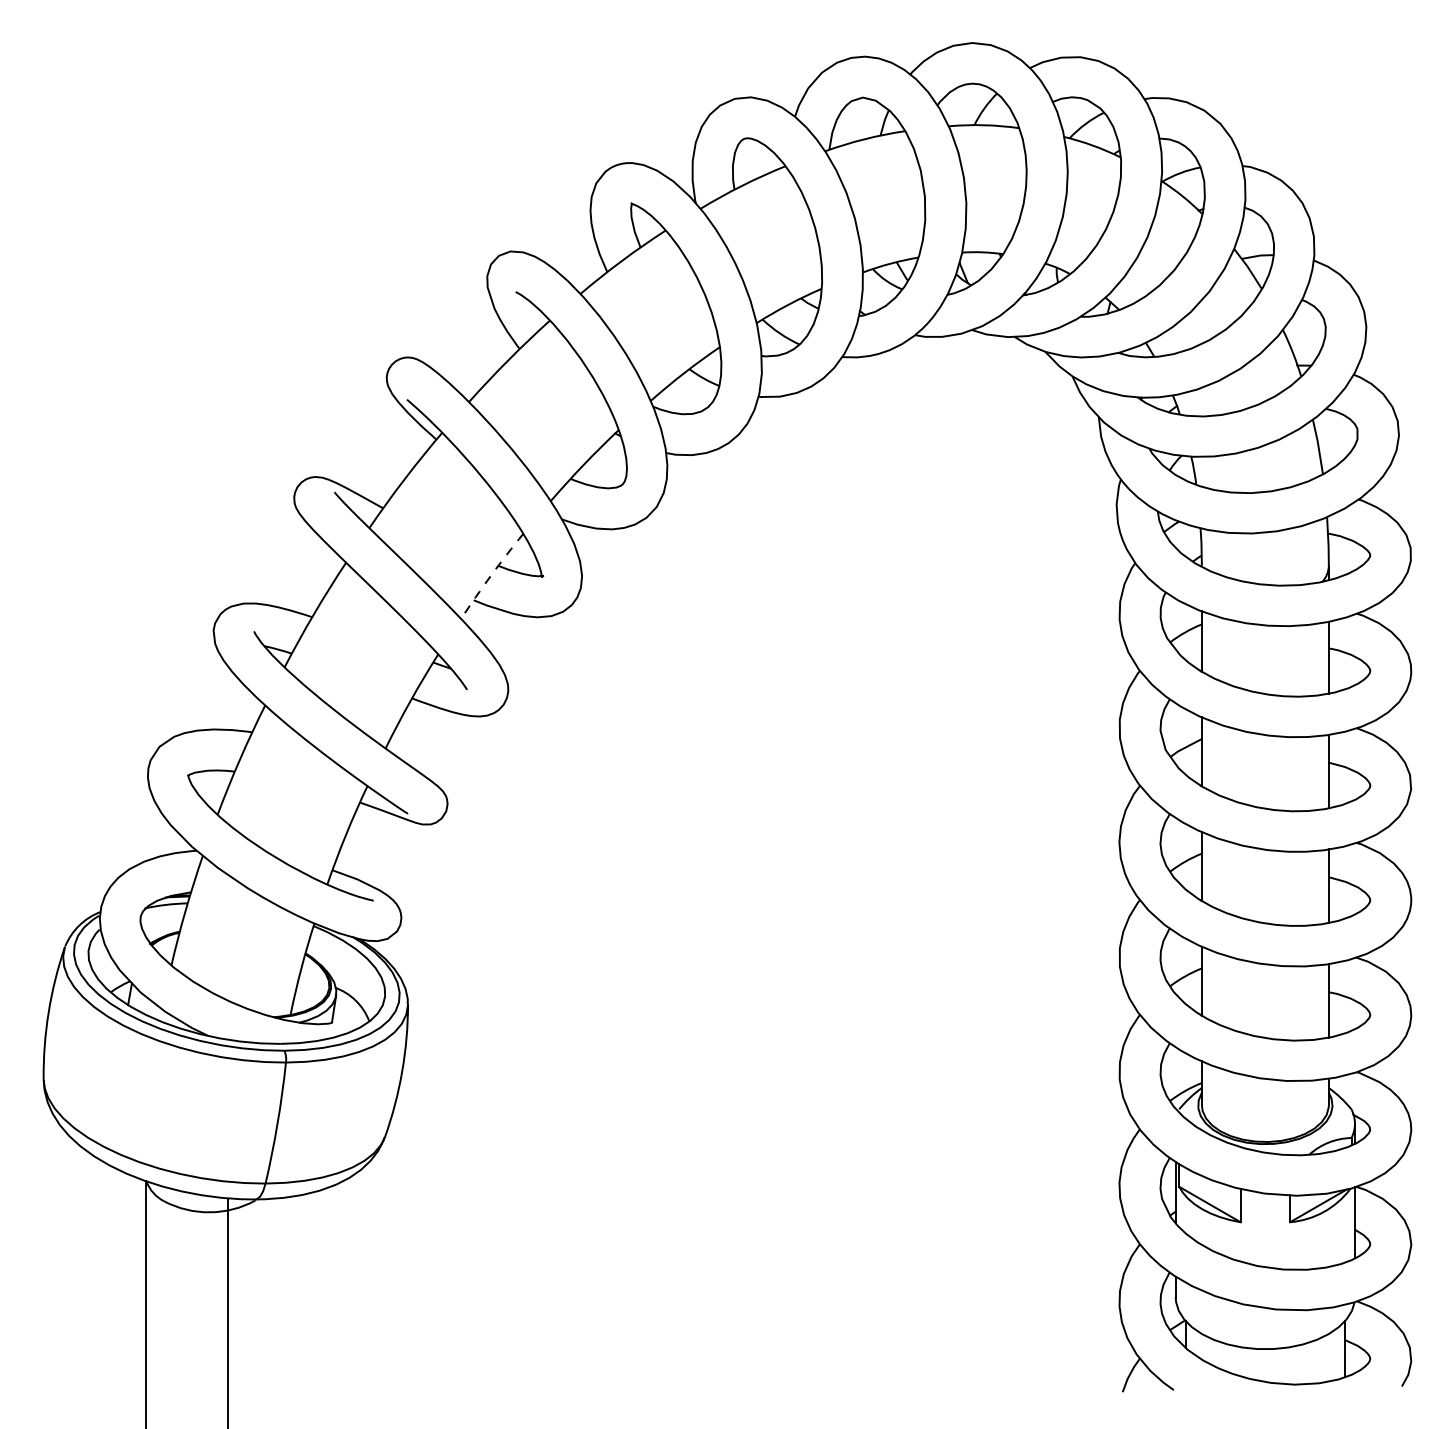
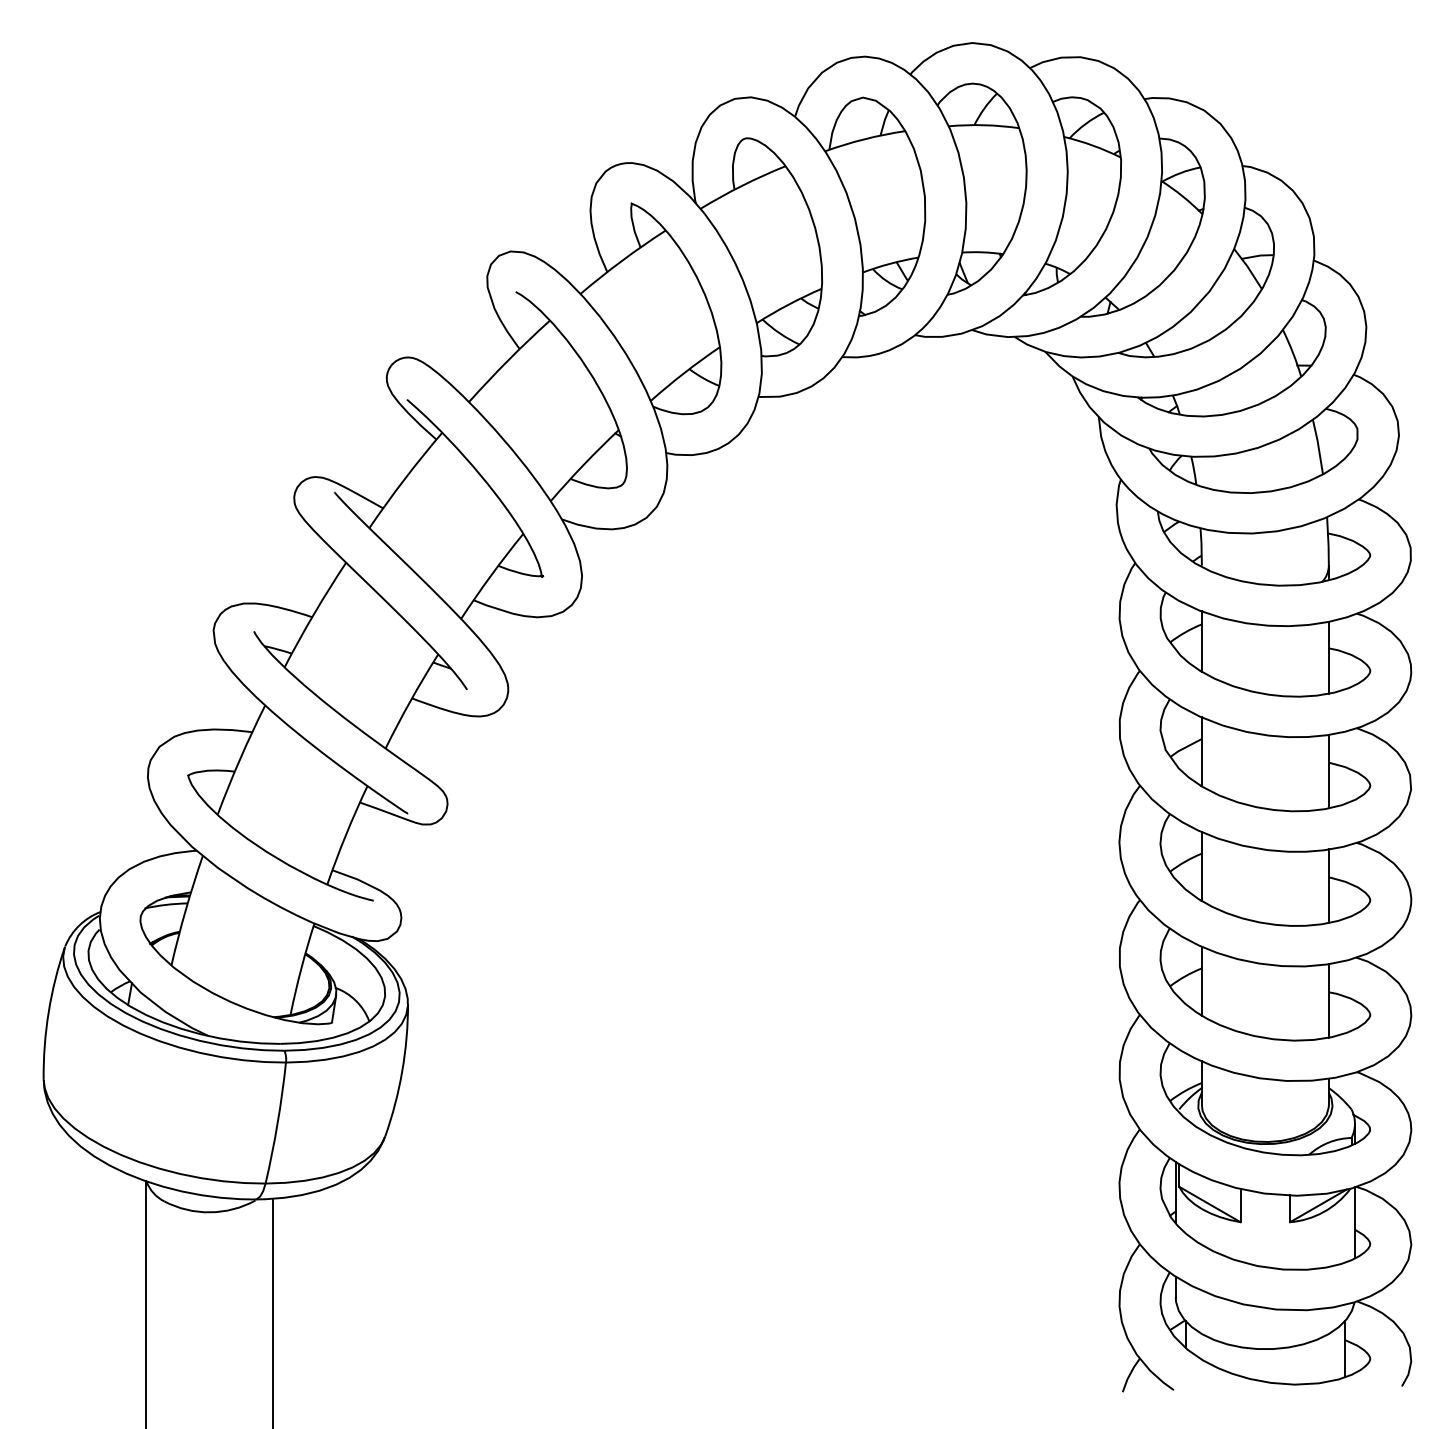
arc: dashed -> solid (491, 575)
line position: (227, 1311) -> (272, 1311) (272, 1311)
